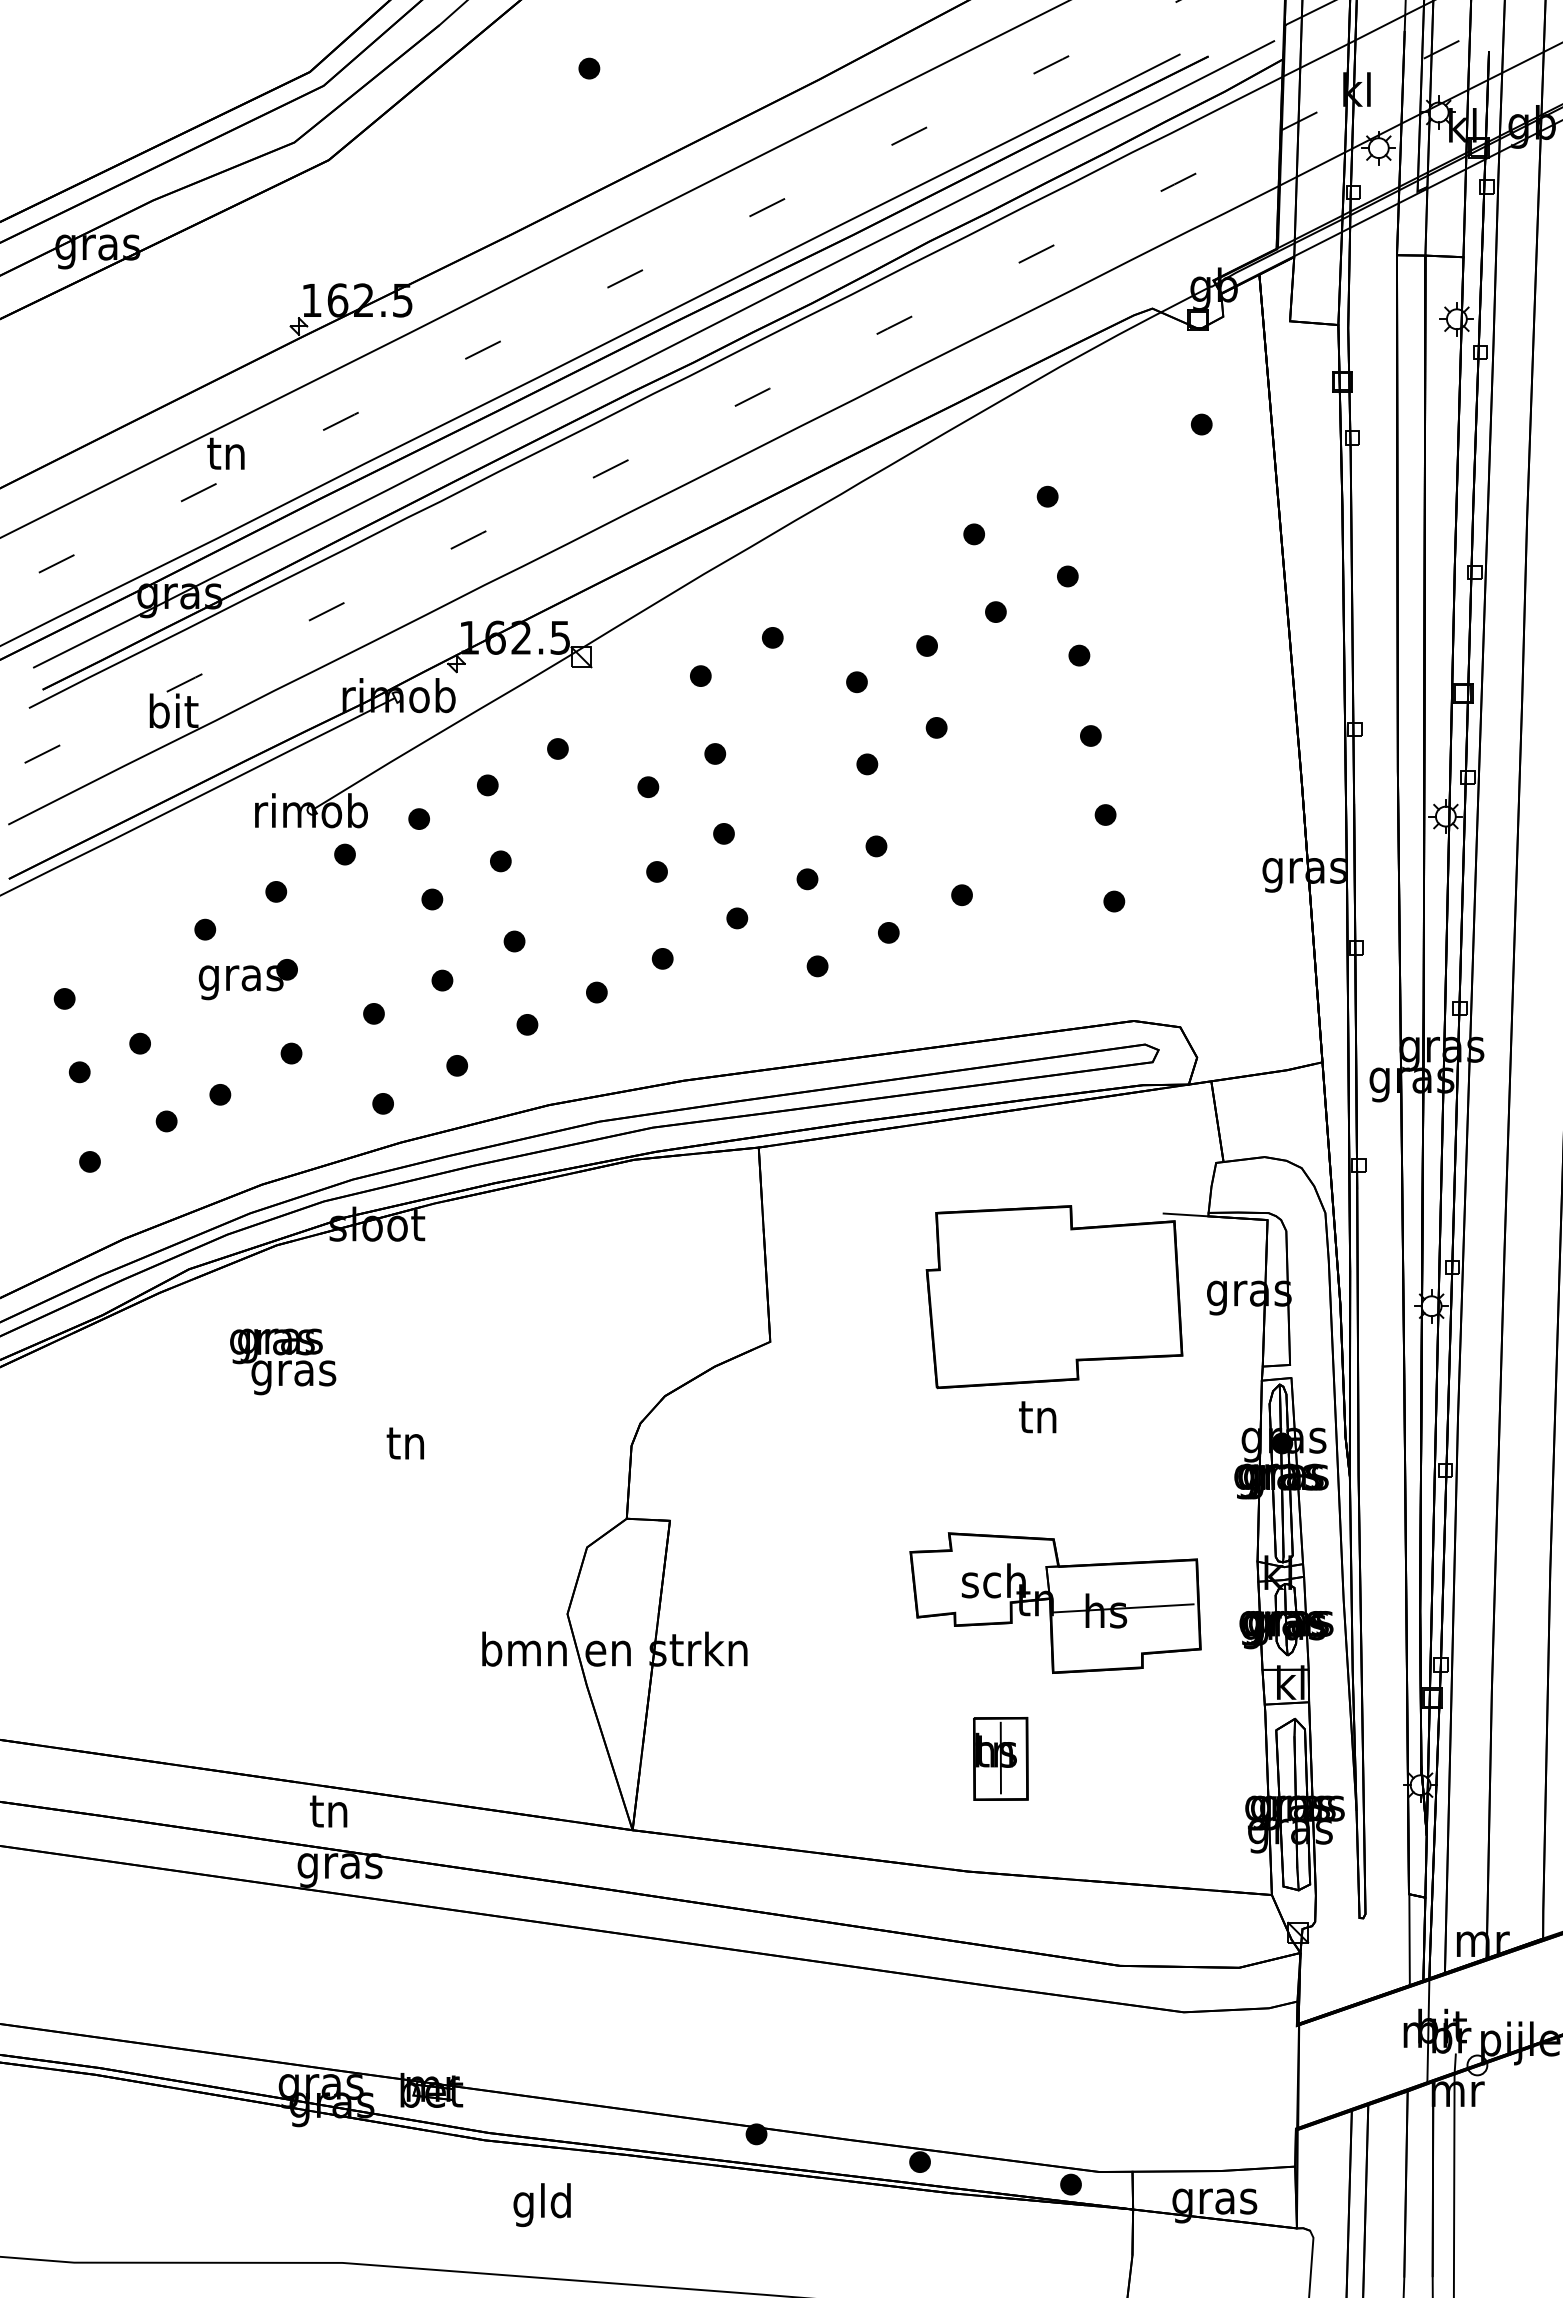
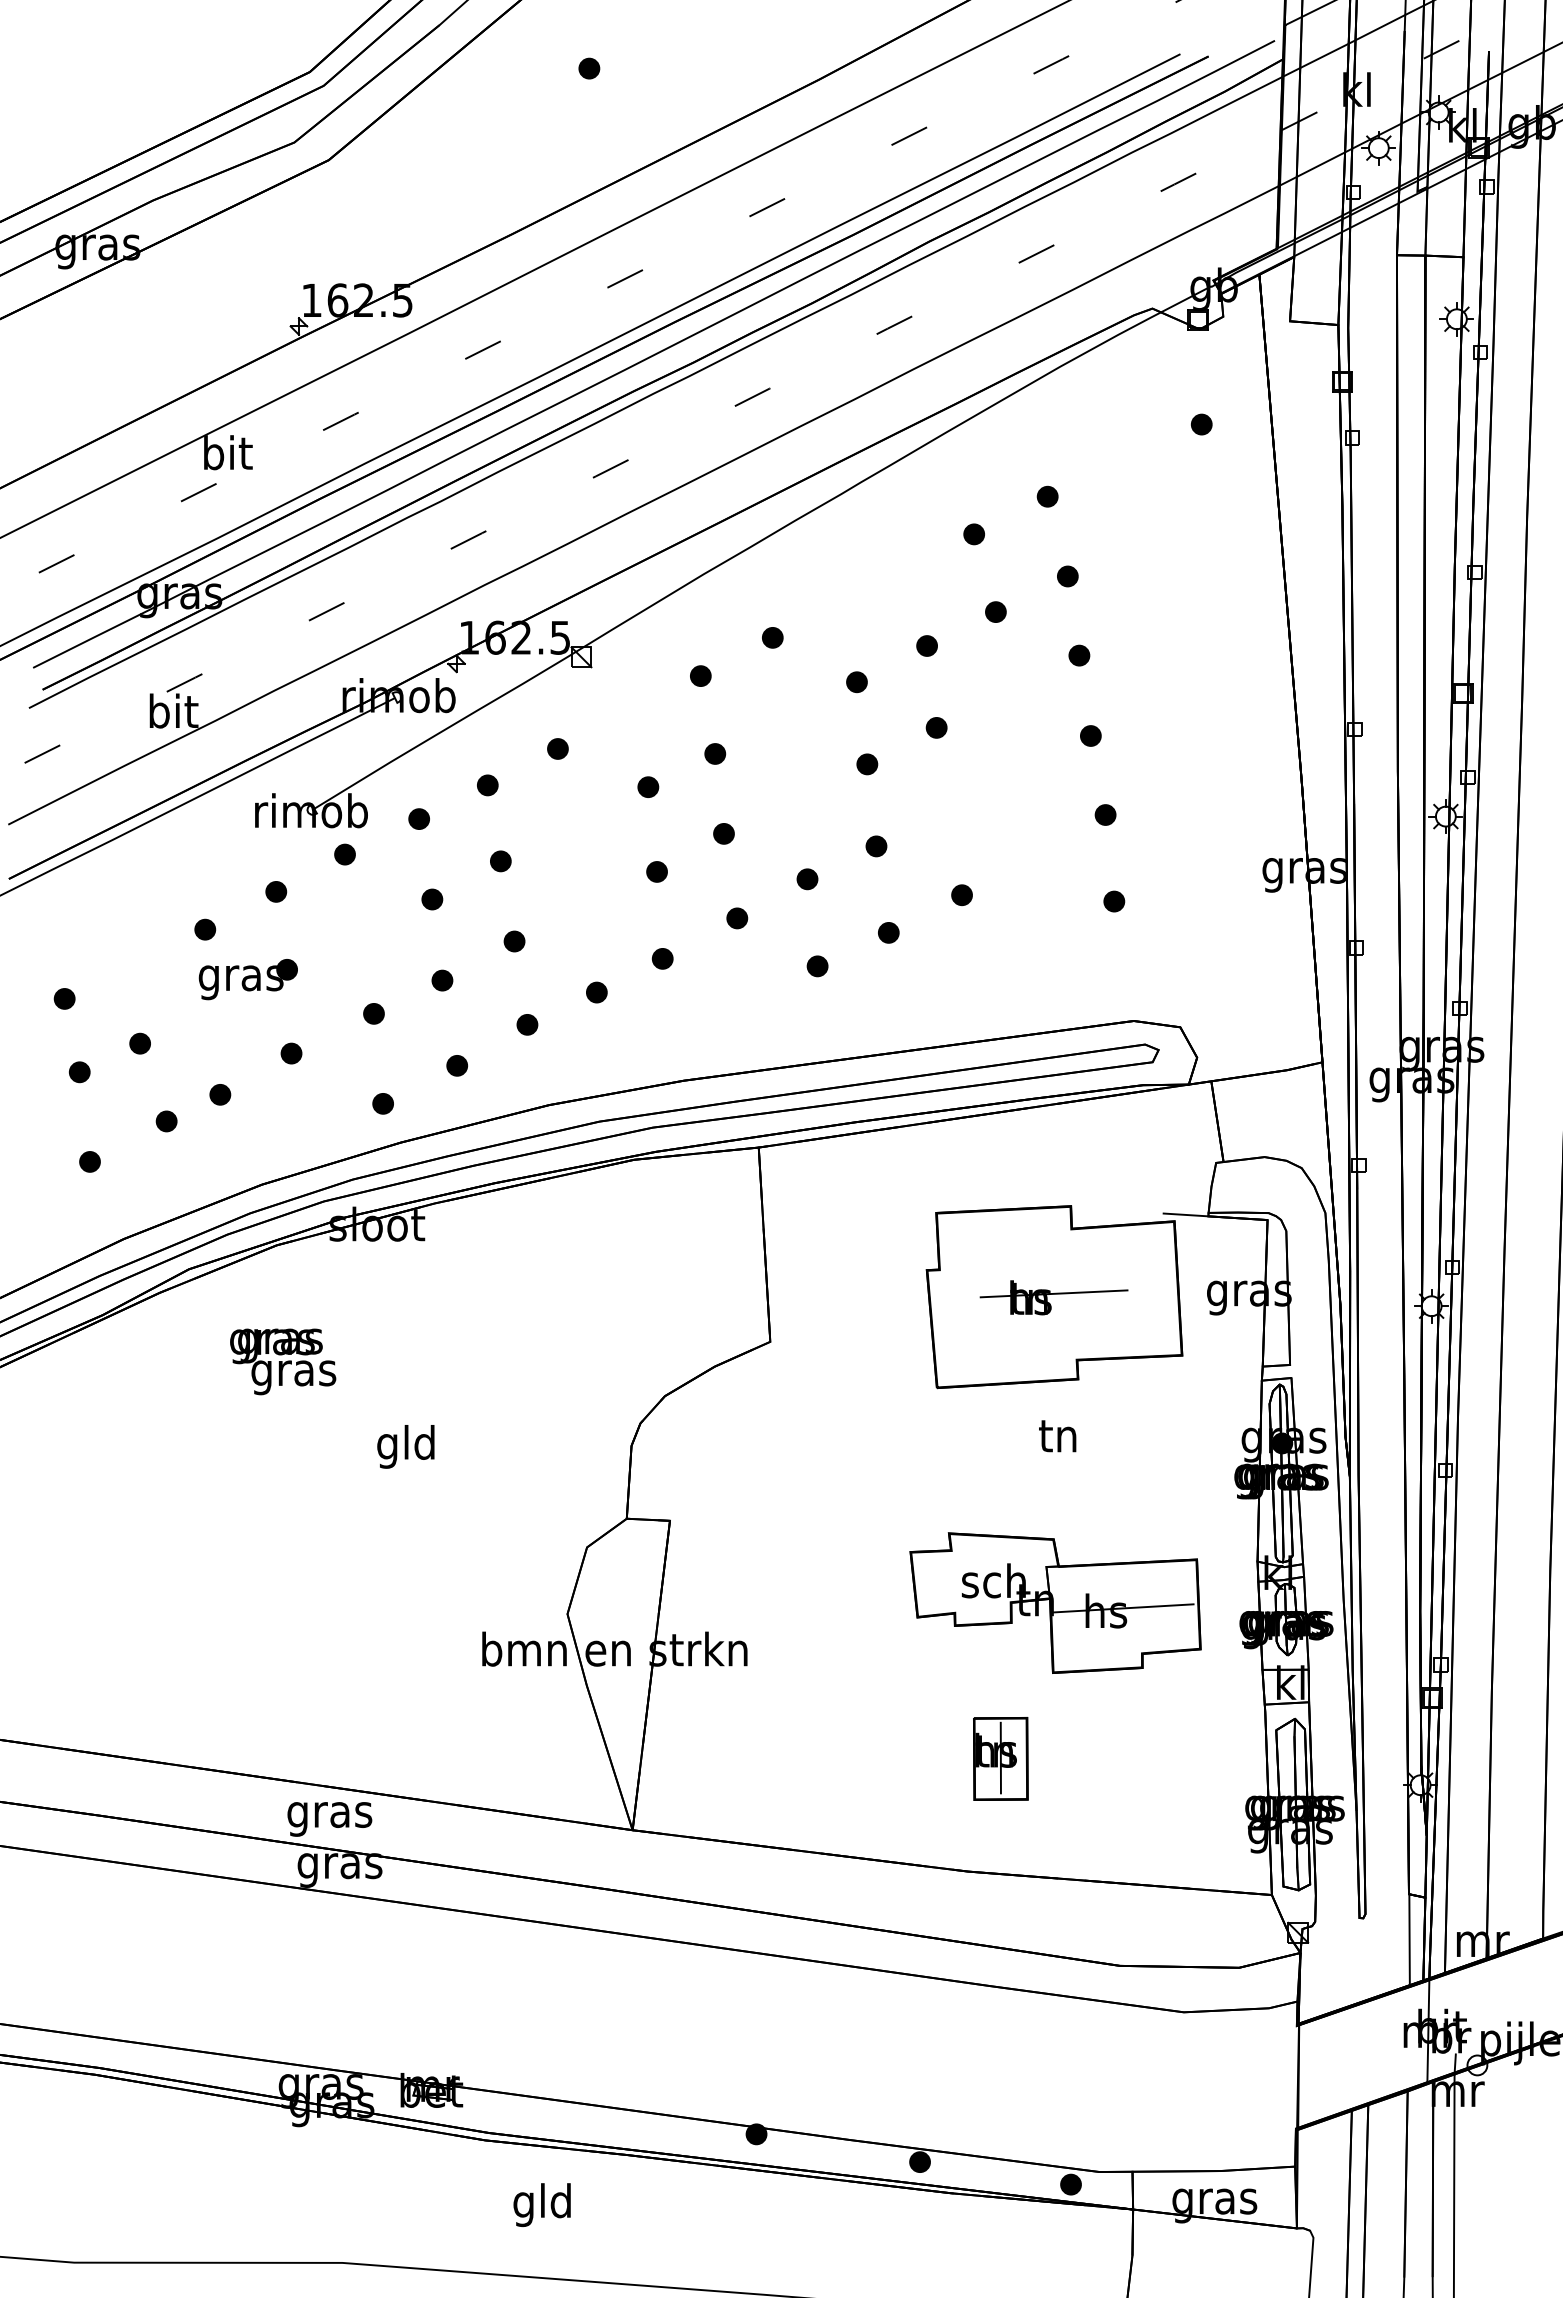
text: tn -> bit (228, 452)
part: none -> present (1053, 1297)
text position: (1037, 1417) -> (1057, 1436) (1057, 1436)
text: tn -> gld (405, 1446)
text: tn -> gras (329, 1815)
